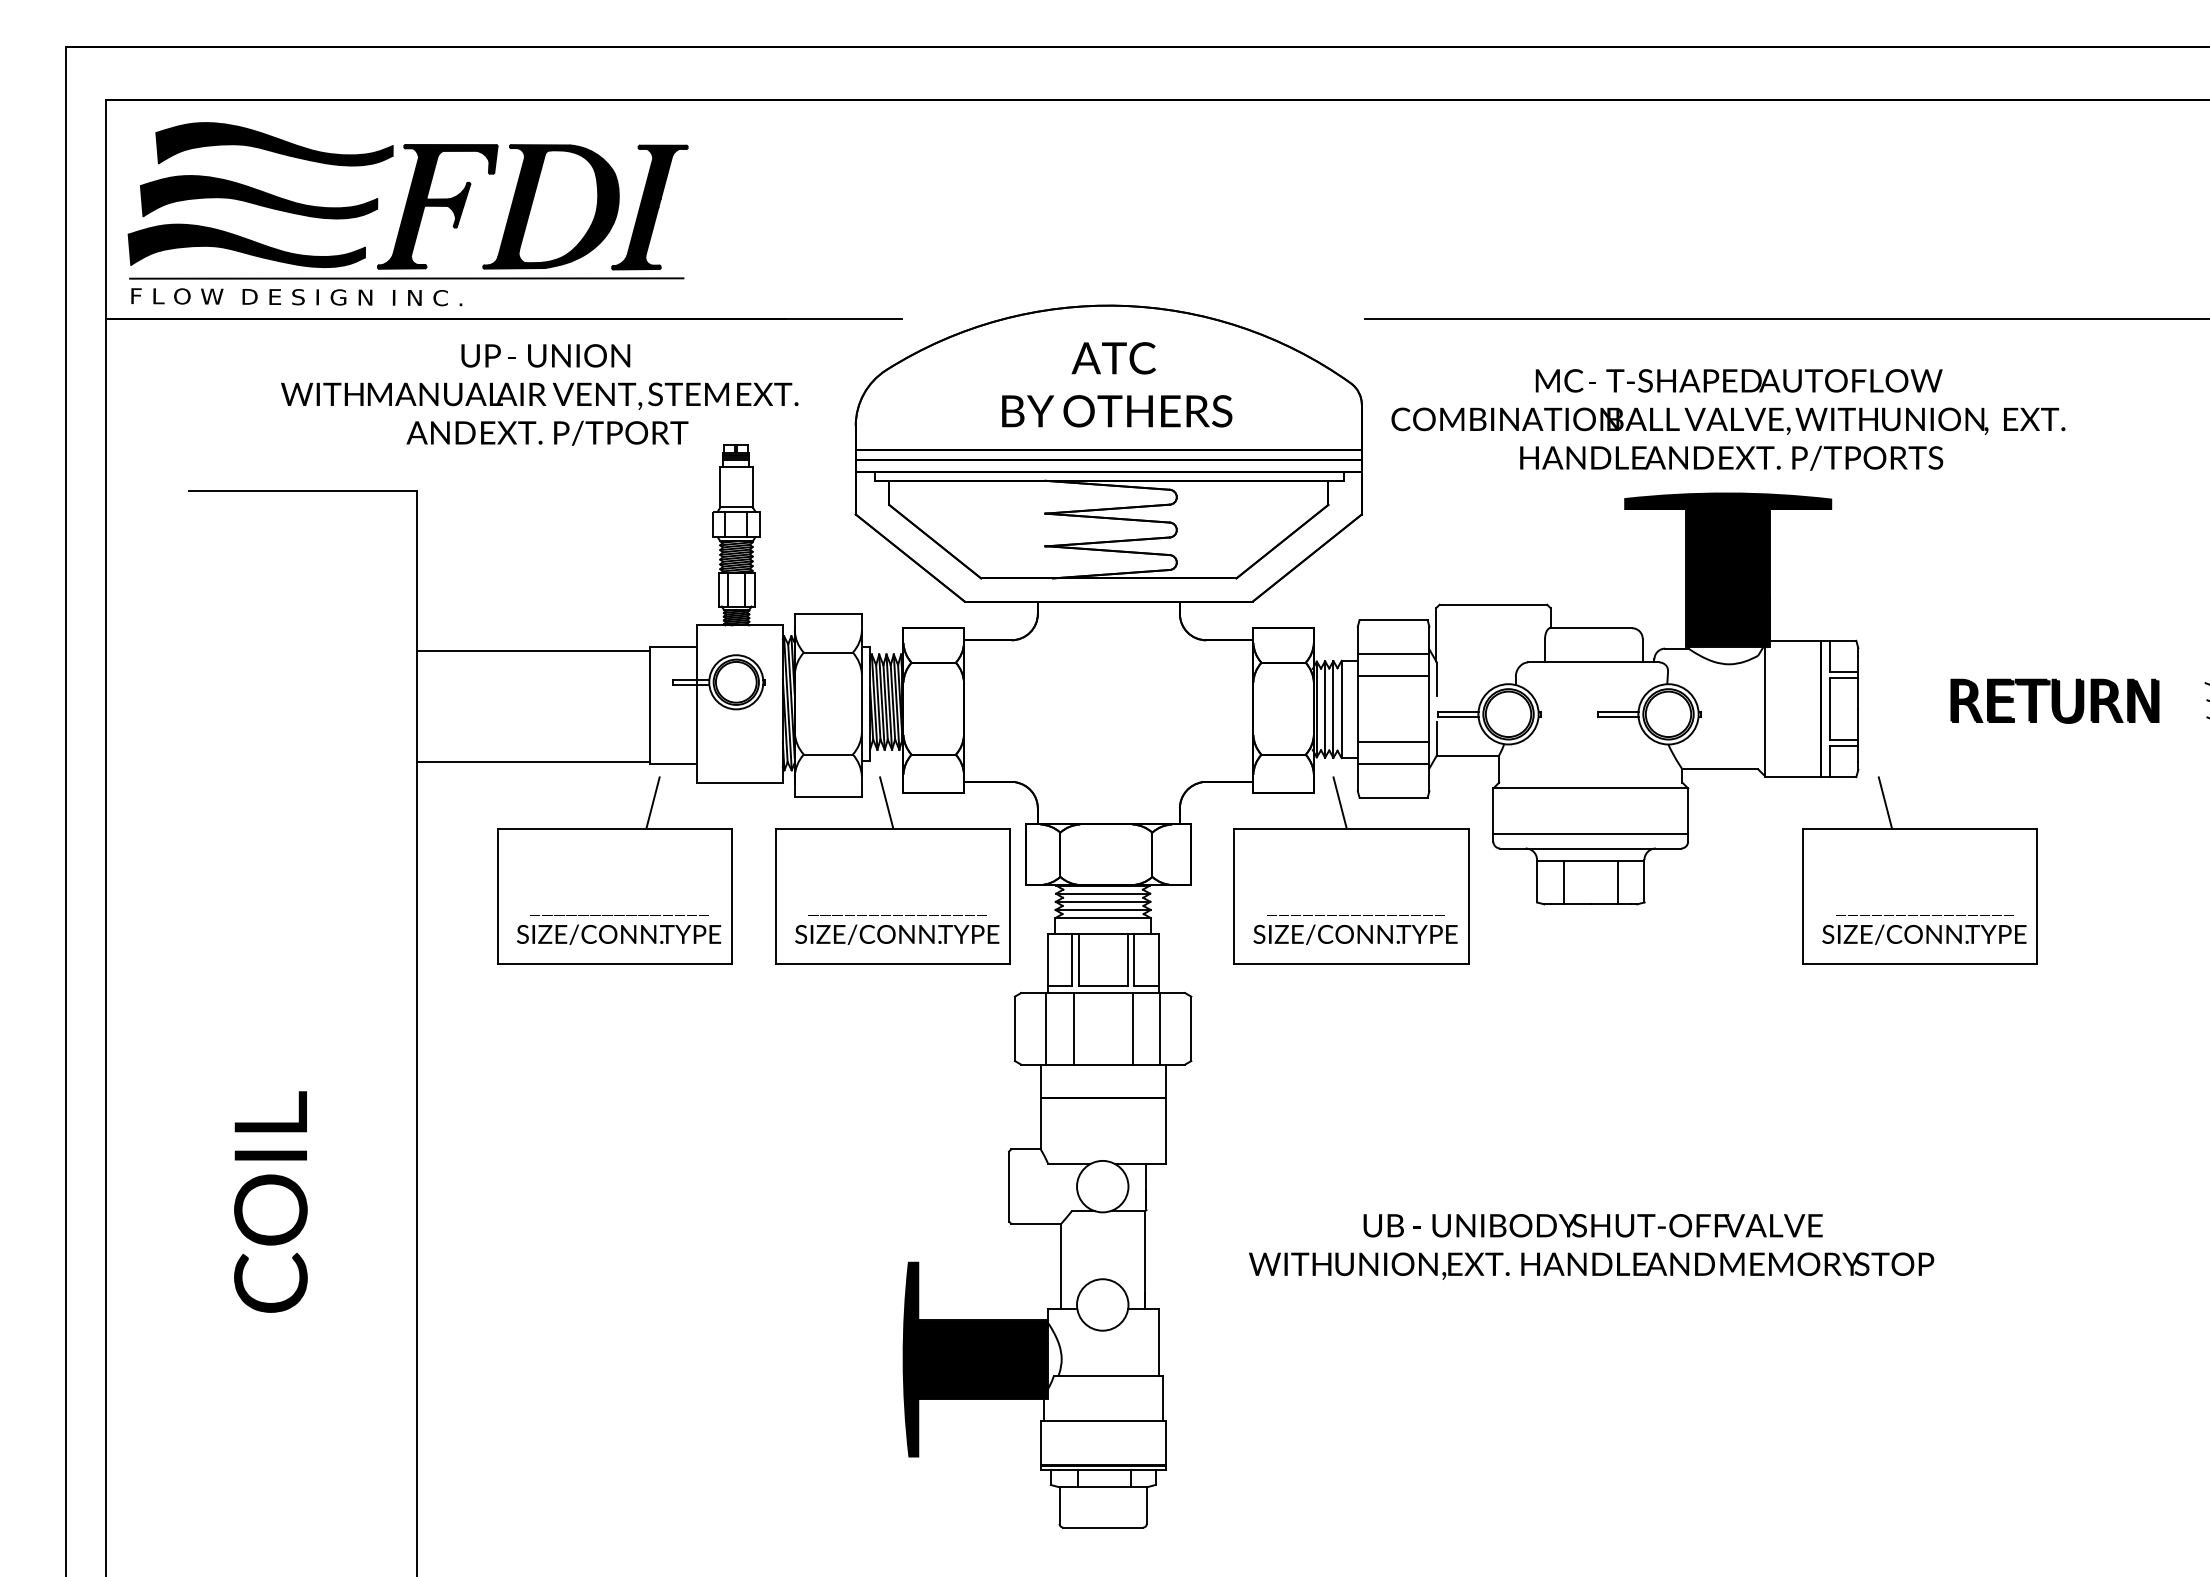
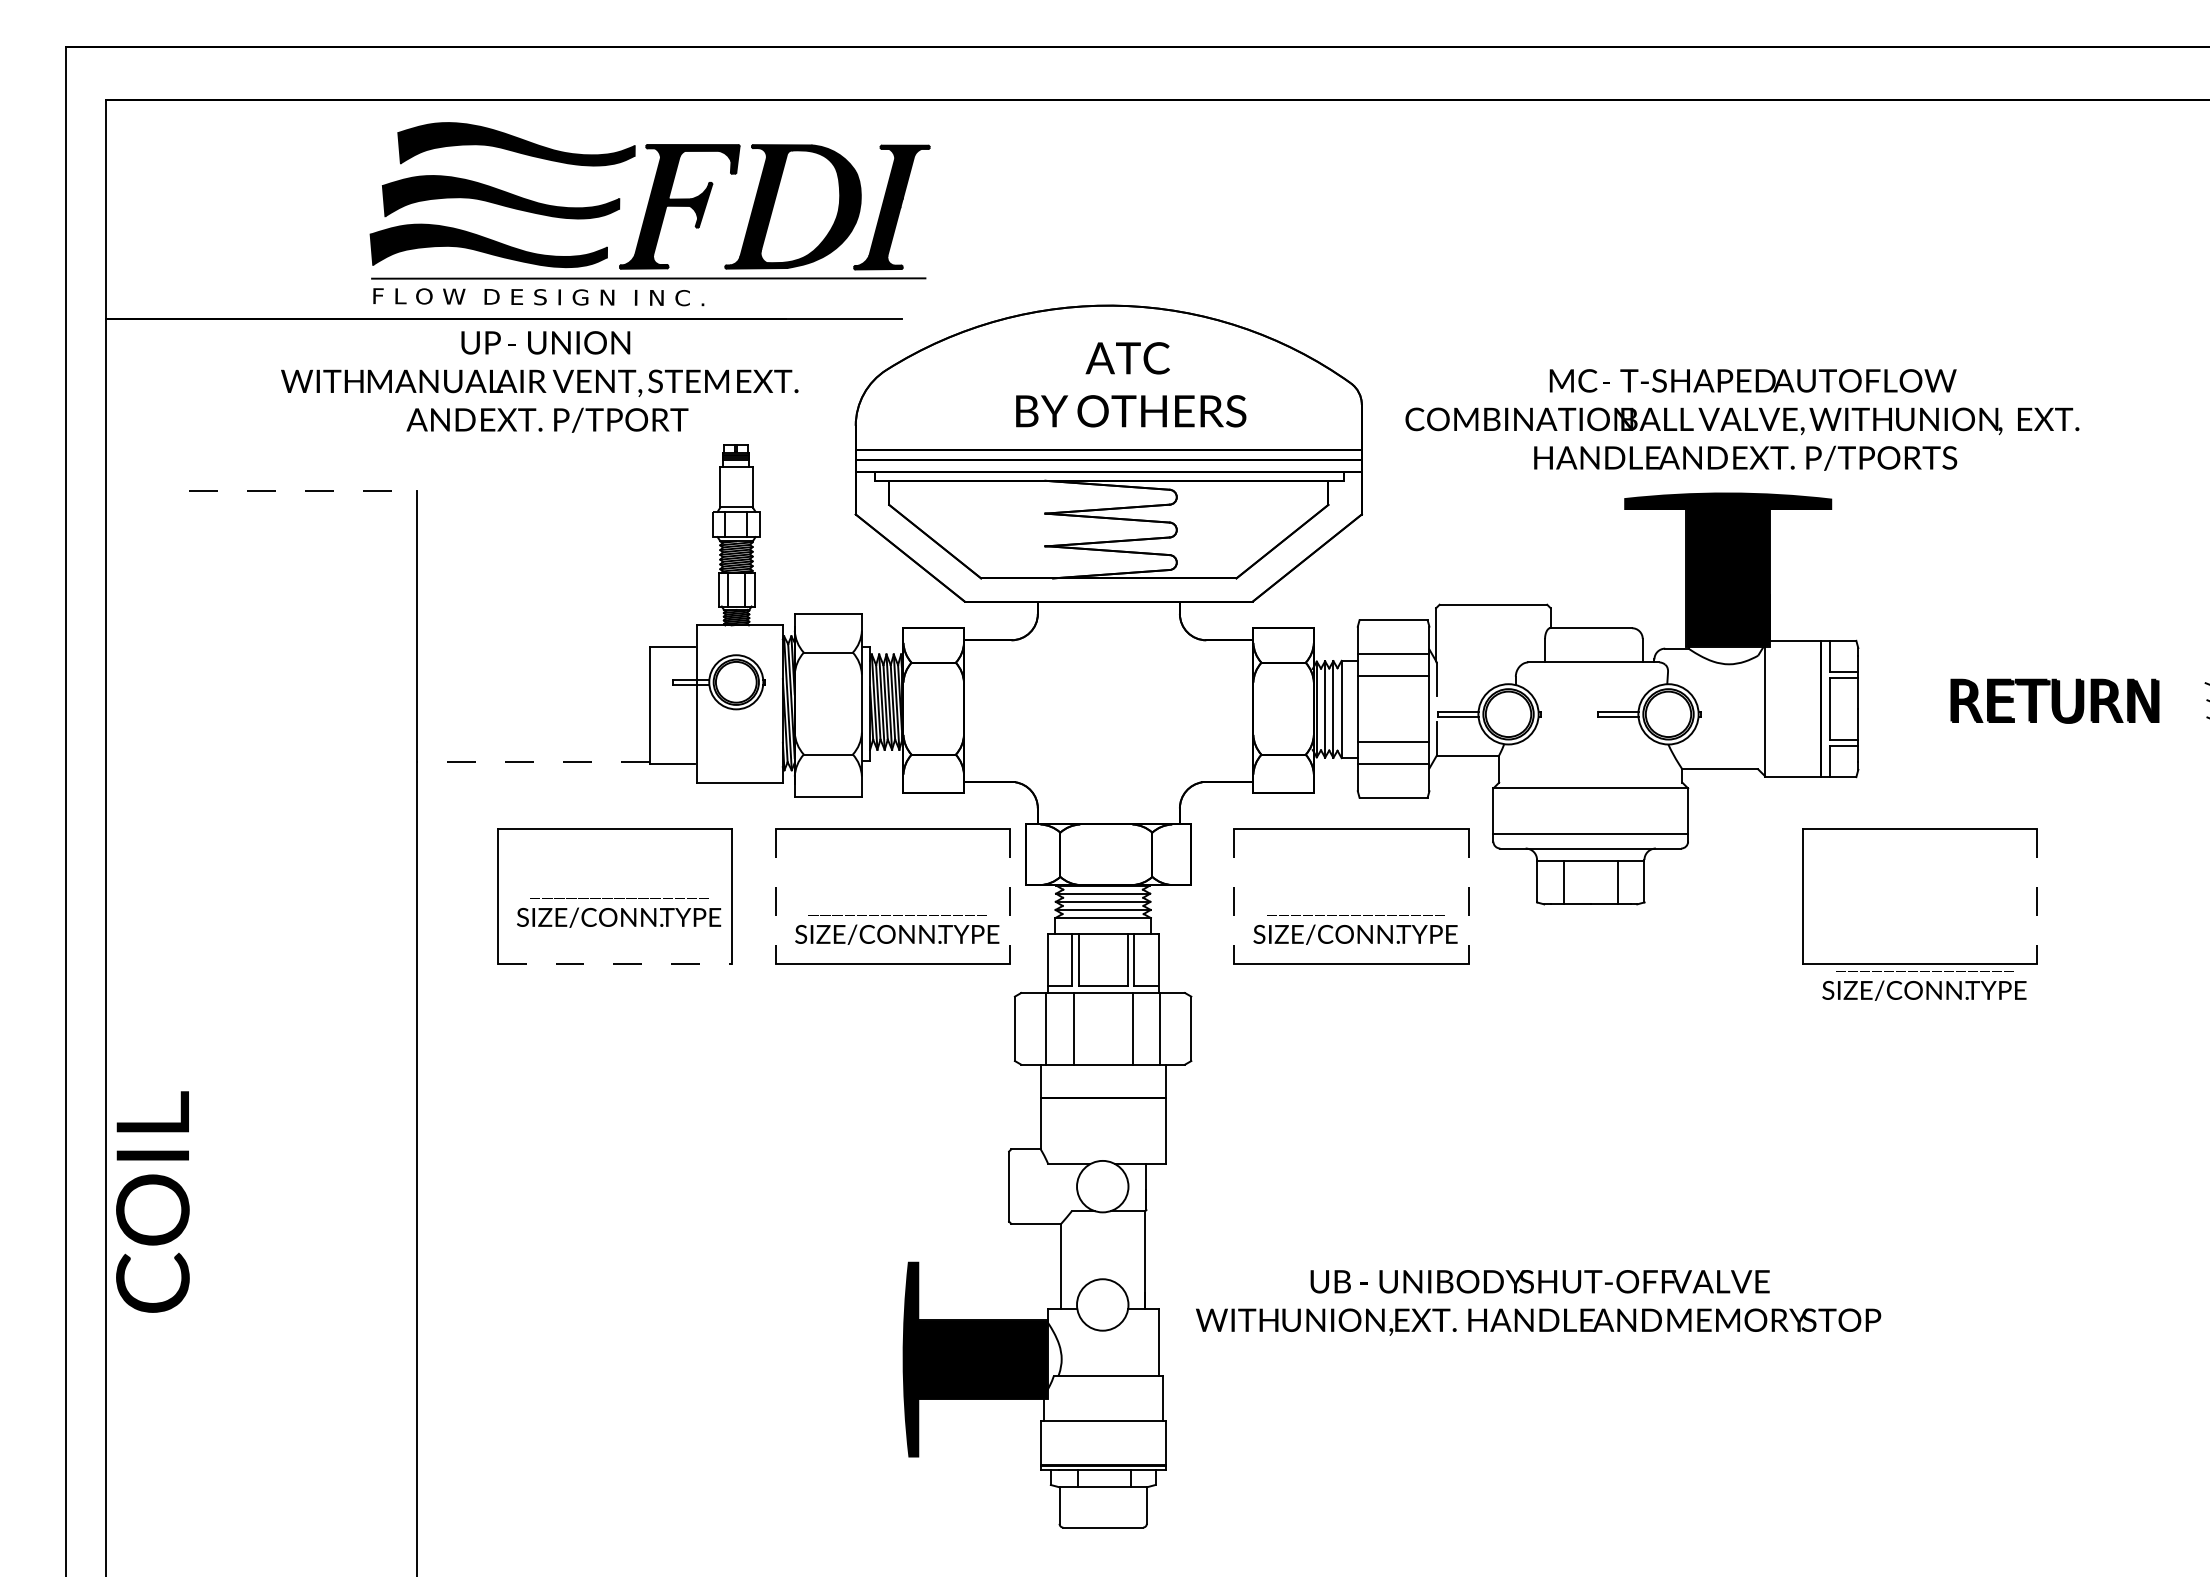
part position: (407, 214) -> (649, 214) (649, 214)
line: present -> none (1785, 319)
text position: (1117, 384) -> (1131, 384) (1131, 384)
text position: (539, 394) -> (539, 381) (539, 381)
text position: (1728, 419) -> (1742, 419) (1742, 419)
line: solid -> dashed (303, 491)
line: present -> none (533, 650)
line: solid -> dashed (532, 762)
line: present -> none (652, 802)
line: present -> none (886, 802)
line: present -> none (1339, 802)
line: present -> none (1885, 802)
line: solid -> dashed (776, 896)
line: solid -> dashed (1010, 896)
line: solid -> dashed (1234, 896)
line: solid -> dashed (1468, 896)
line: solid -> dashed (2037, 896)
text position: (619, 929) -> (619, 912) (619, 912)
text position: (1924, 929) -> (1924, 985) (1924, 985)
line: solid -> dashed (615, 964)
text position: (270, 1201) -> (152, 1201) (152, 1201)
text position: (1591, 1246) -> (1538, 1302) (1538, 1302)
